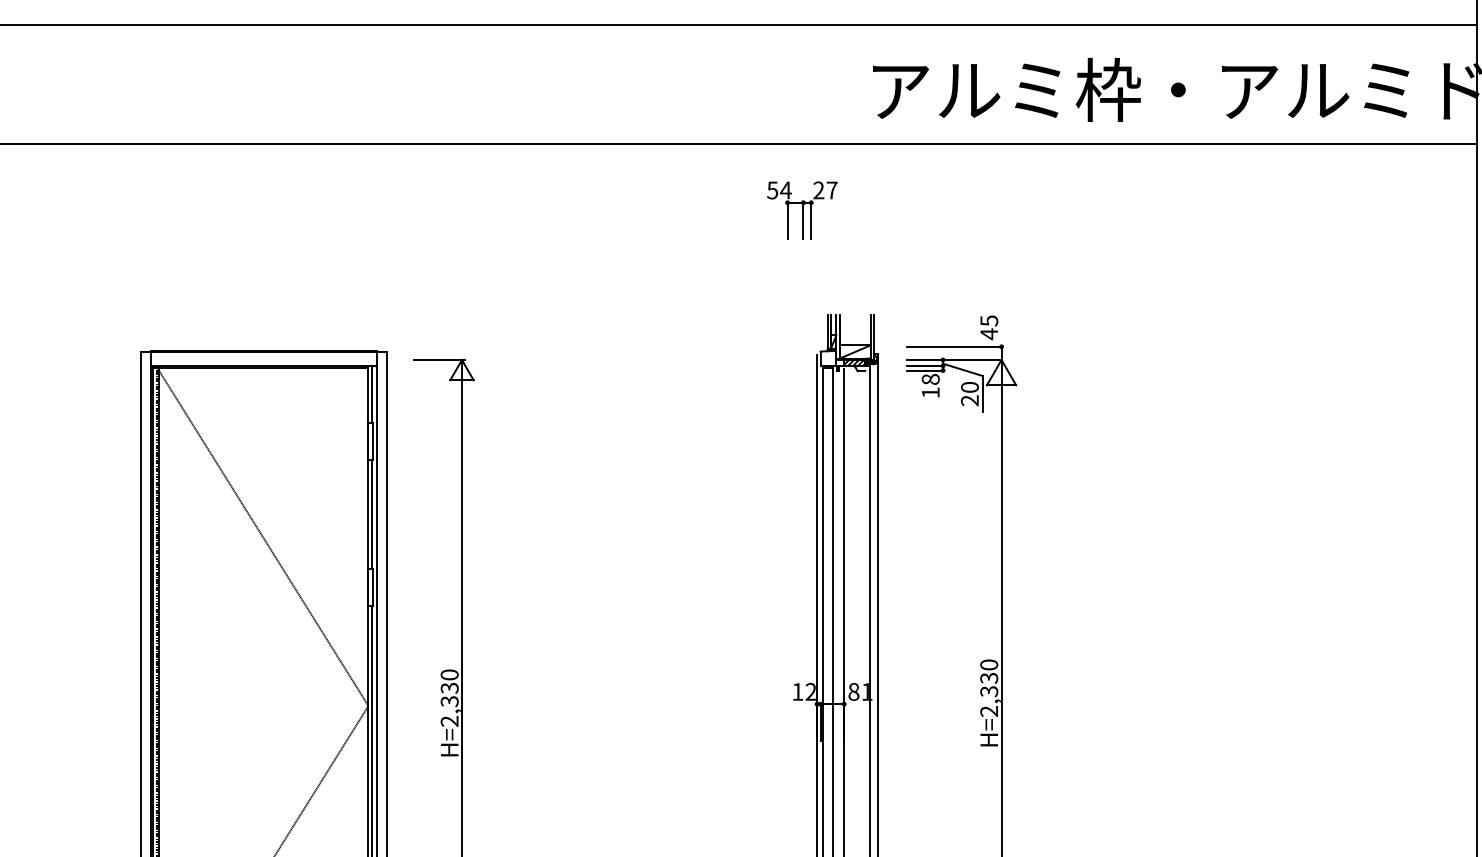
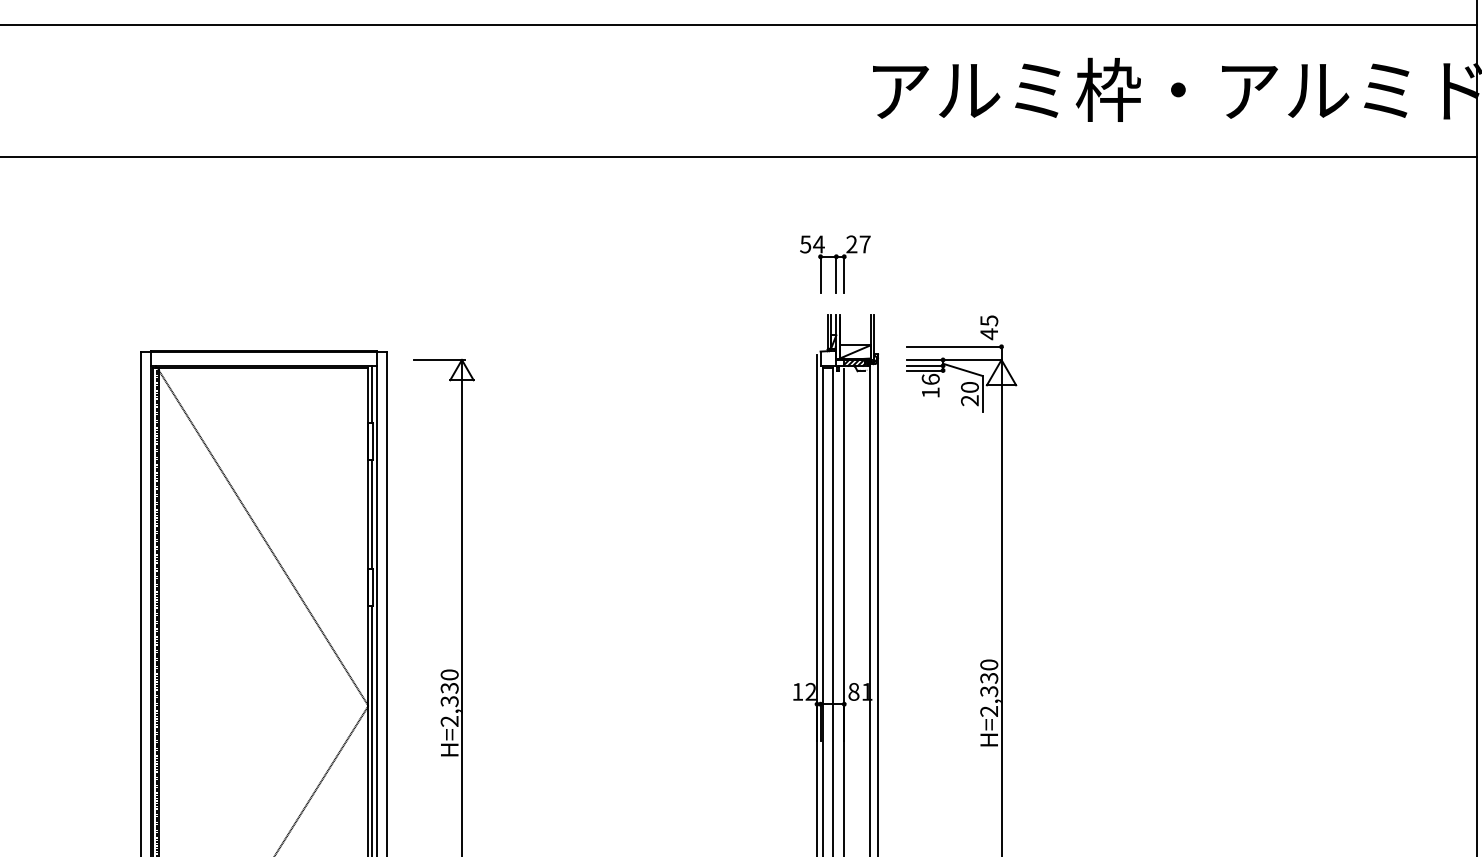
line position: (739, 143) -> (739, 156) (739, 156)
part position: (802, 210) -> (835, 264) (835, 264)
text: 18 -> 16 (930, 378)
